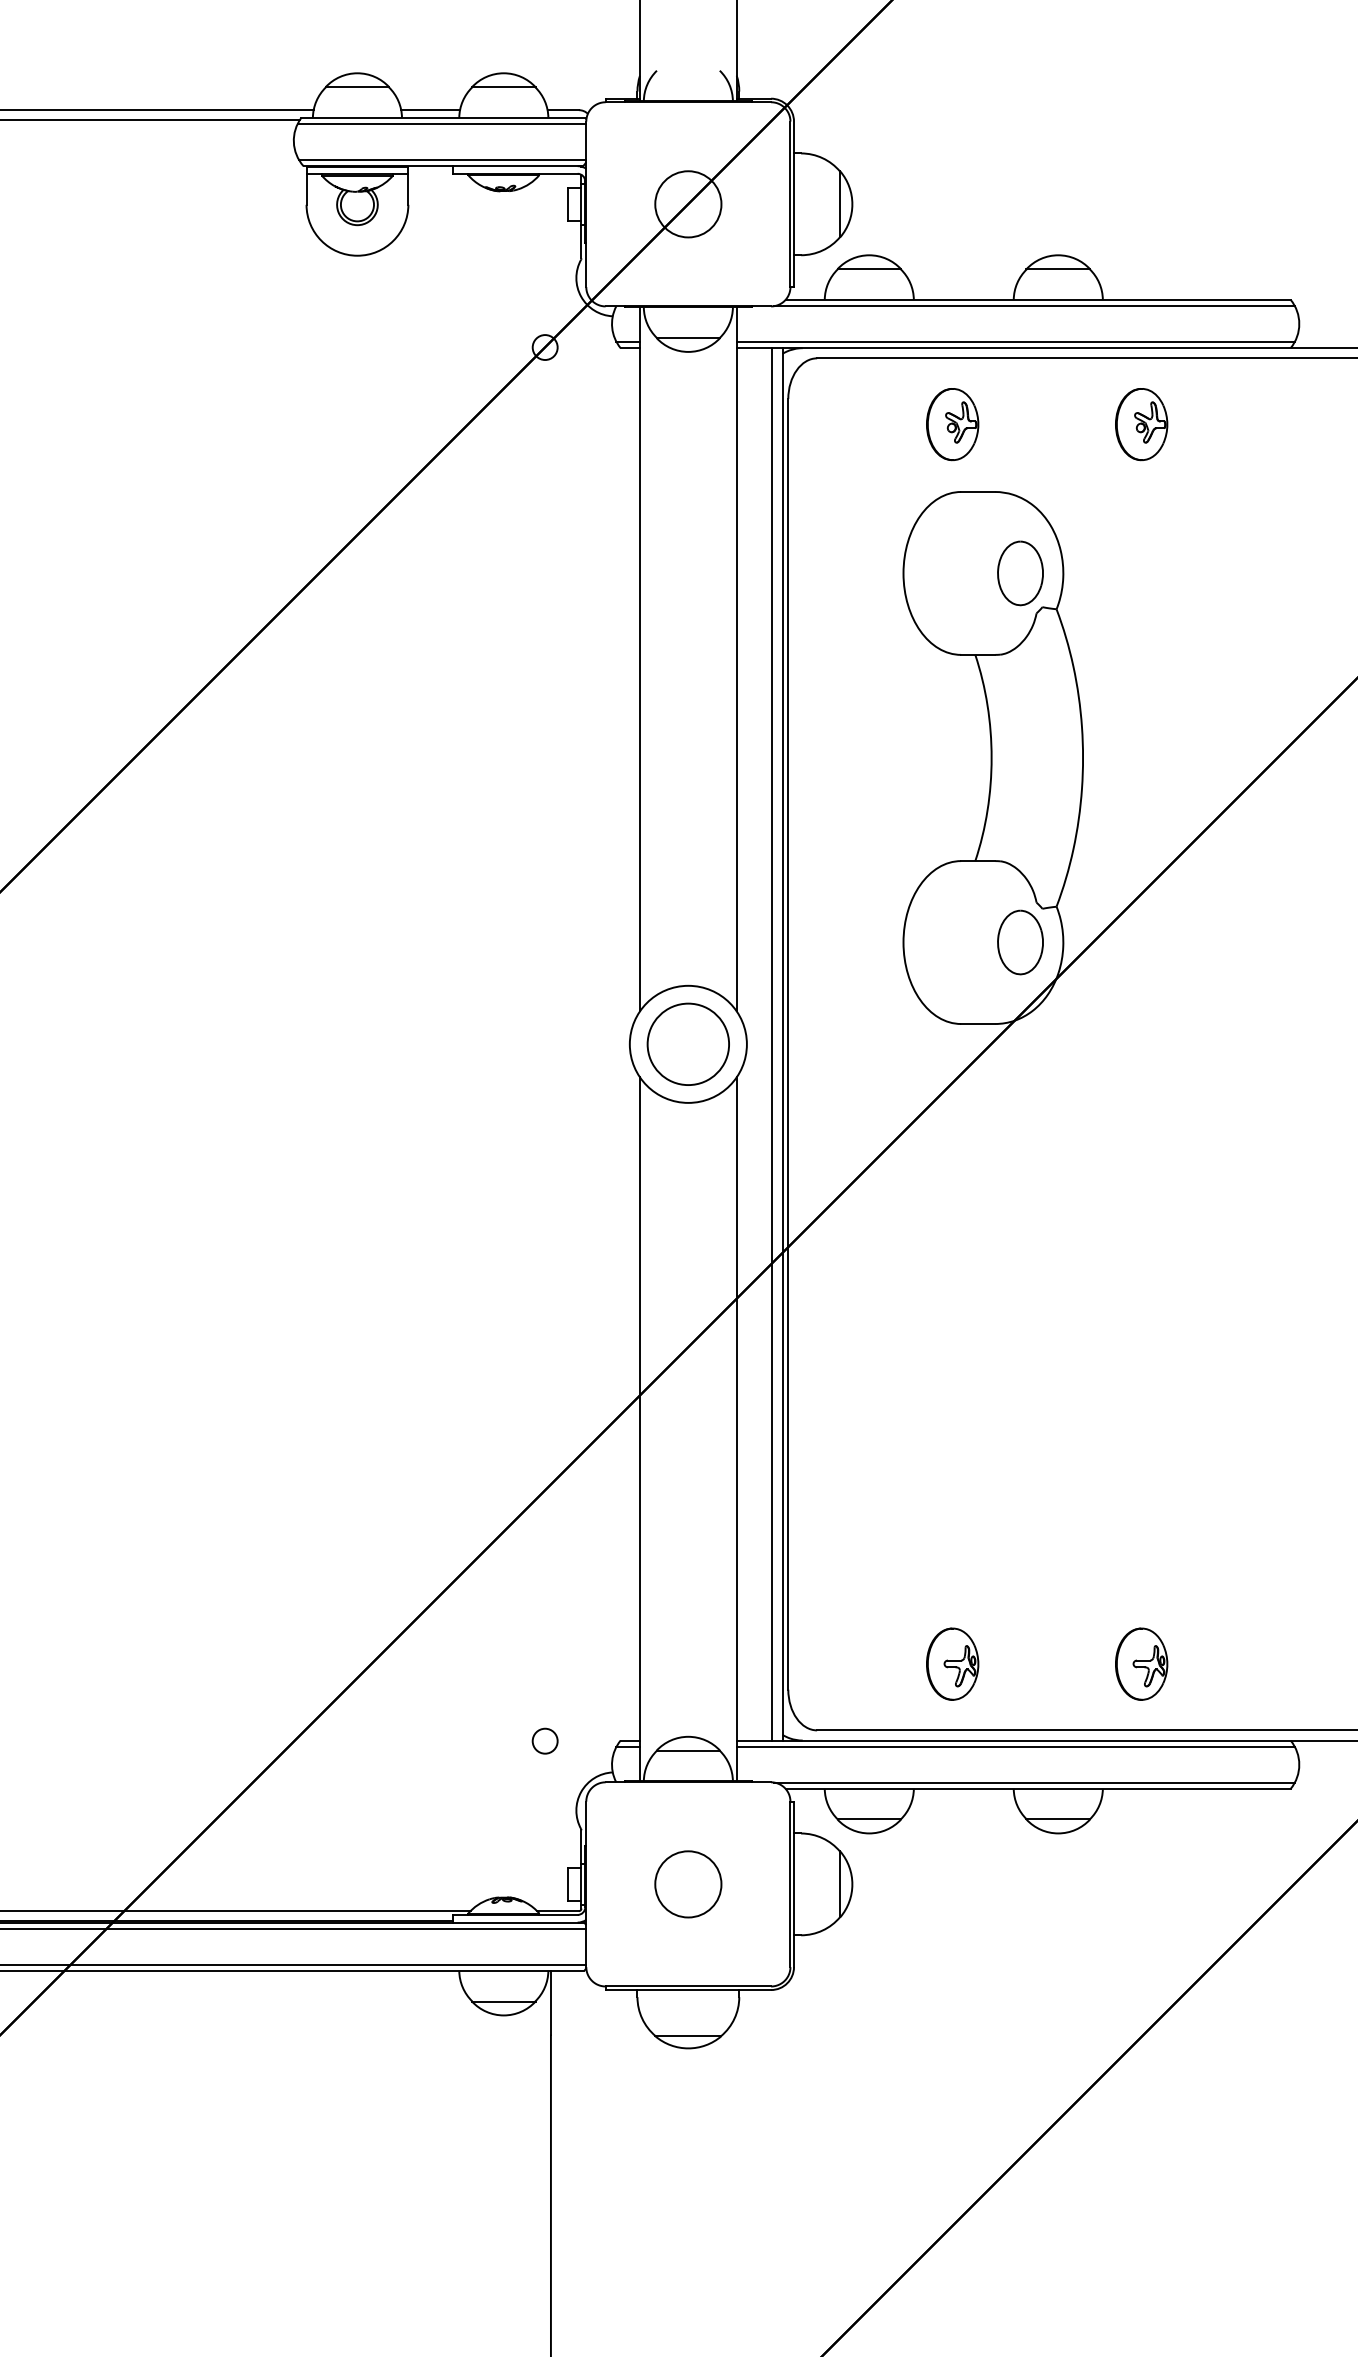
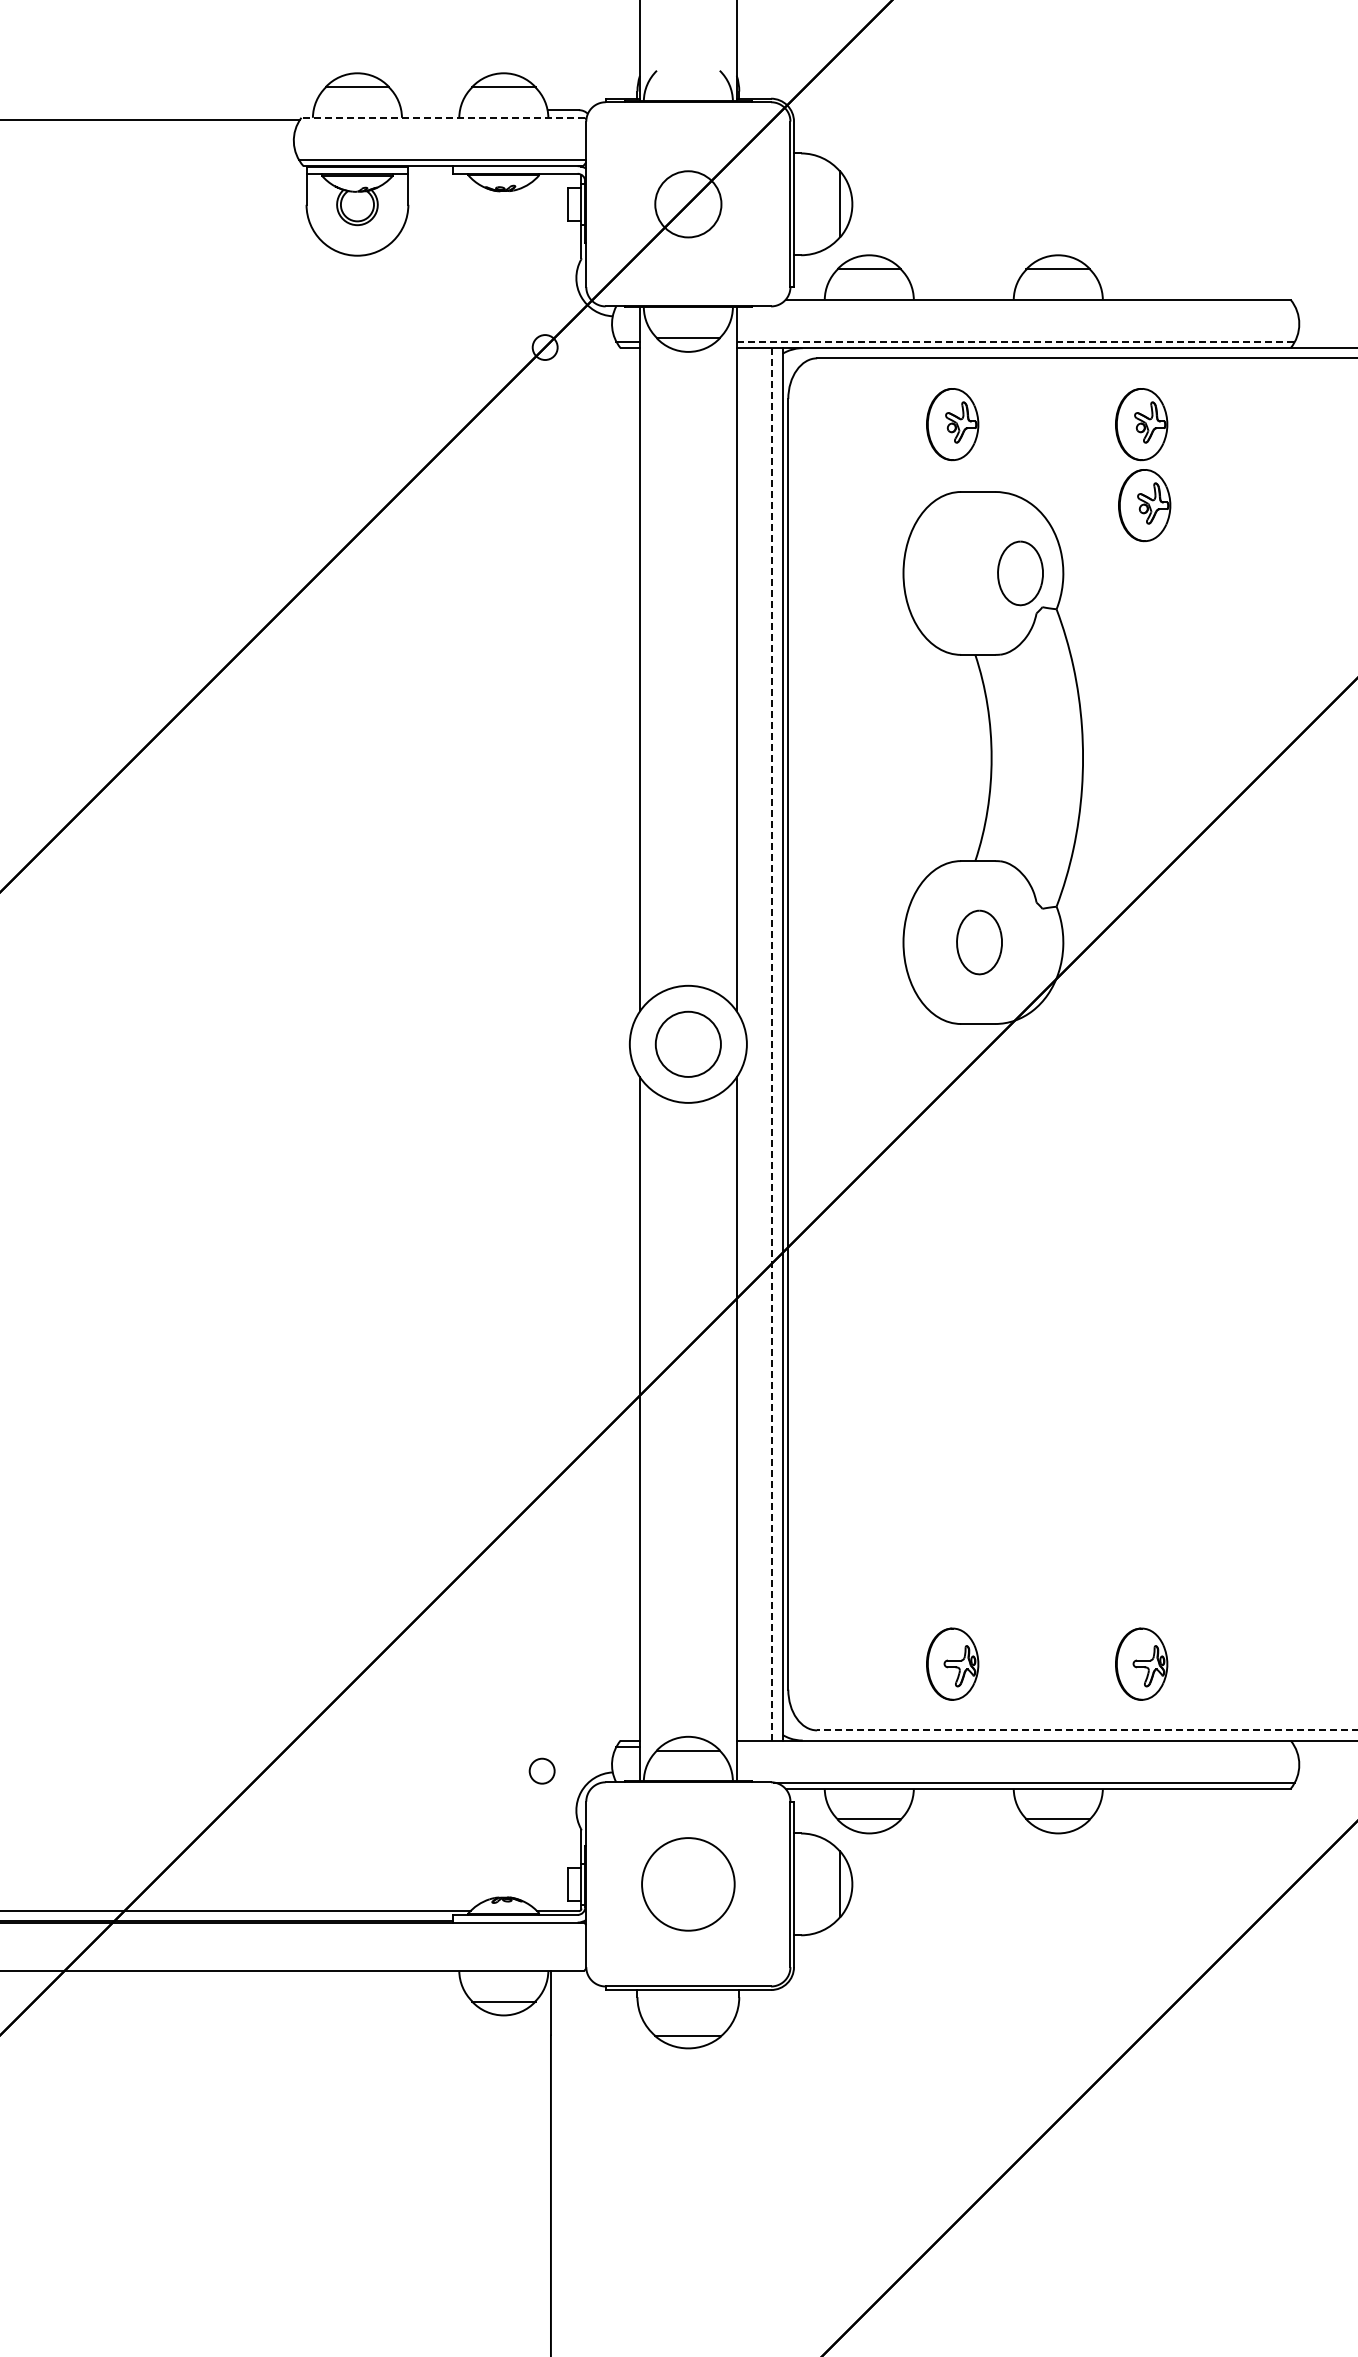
line: present -> none (157, 110)
line: present -> none (430, 110)
line: solid -> dashed (443, 117)
line: present -> none (441, 124)
line: present -> none (1034, 306)
line: solid -> dashed (1016, 341)
part: none -> present (1144, 505)
part position: (1020, 942) -> (979, 942) (979, 942)
line: solid -> dashed (772, 1043)
circle diameter: 81 px -> 65 px (687, 1043)
line: solid -> dashed (1086, 1730)
circle position: (544, 1740) -> (541, 1770) (541, 1770)
line: present -> none (1015, 1746)
circle diameter: 66 px -> 93 px (688, 1884)
line: present -> none (294, 1928)
line: present -> none (294, 1964)
